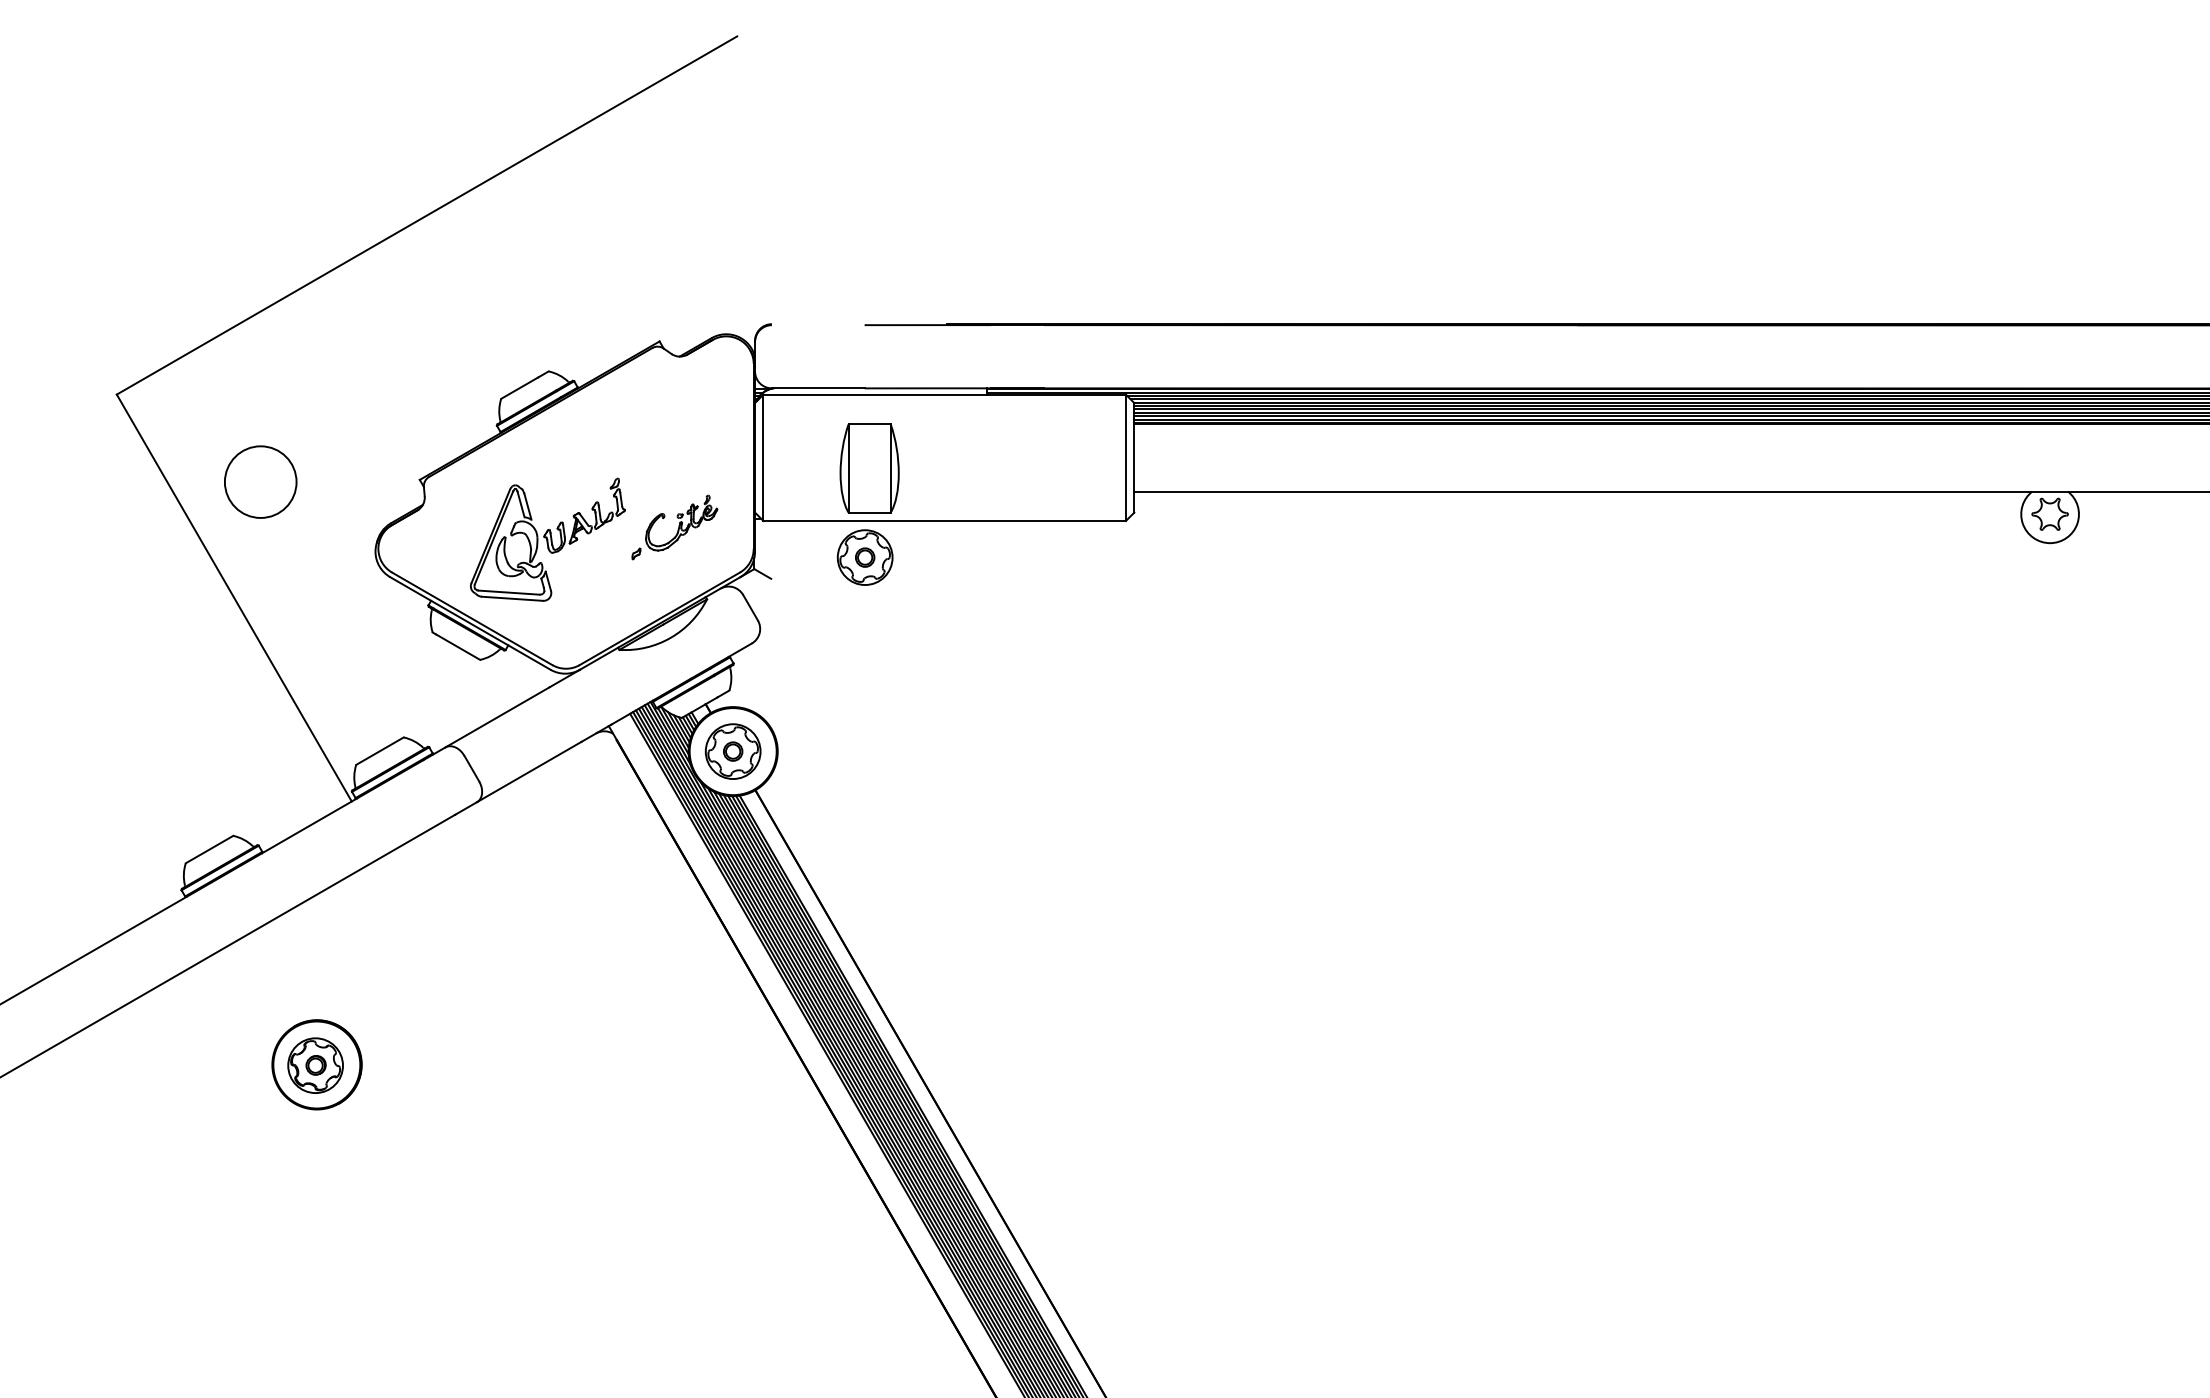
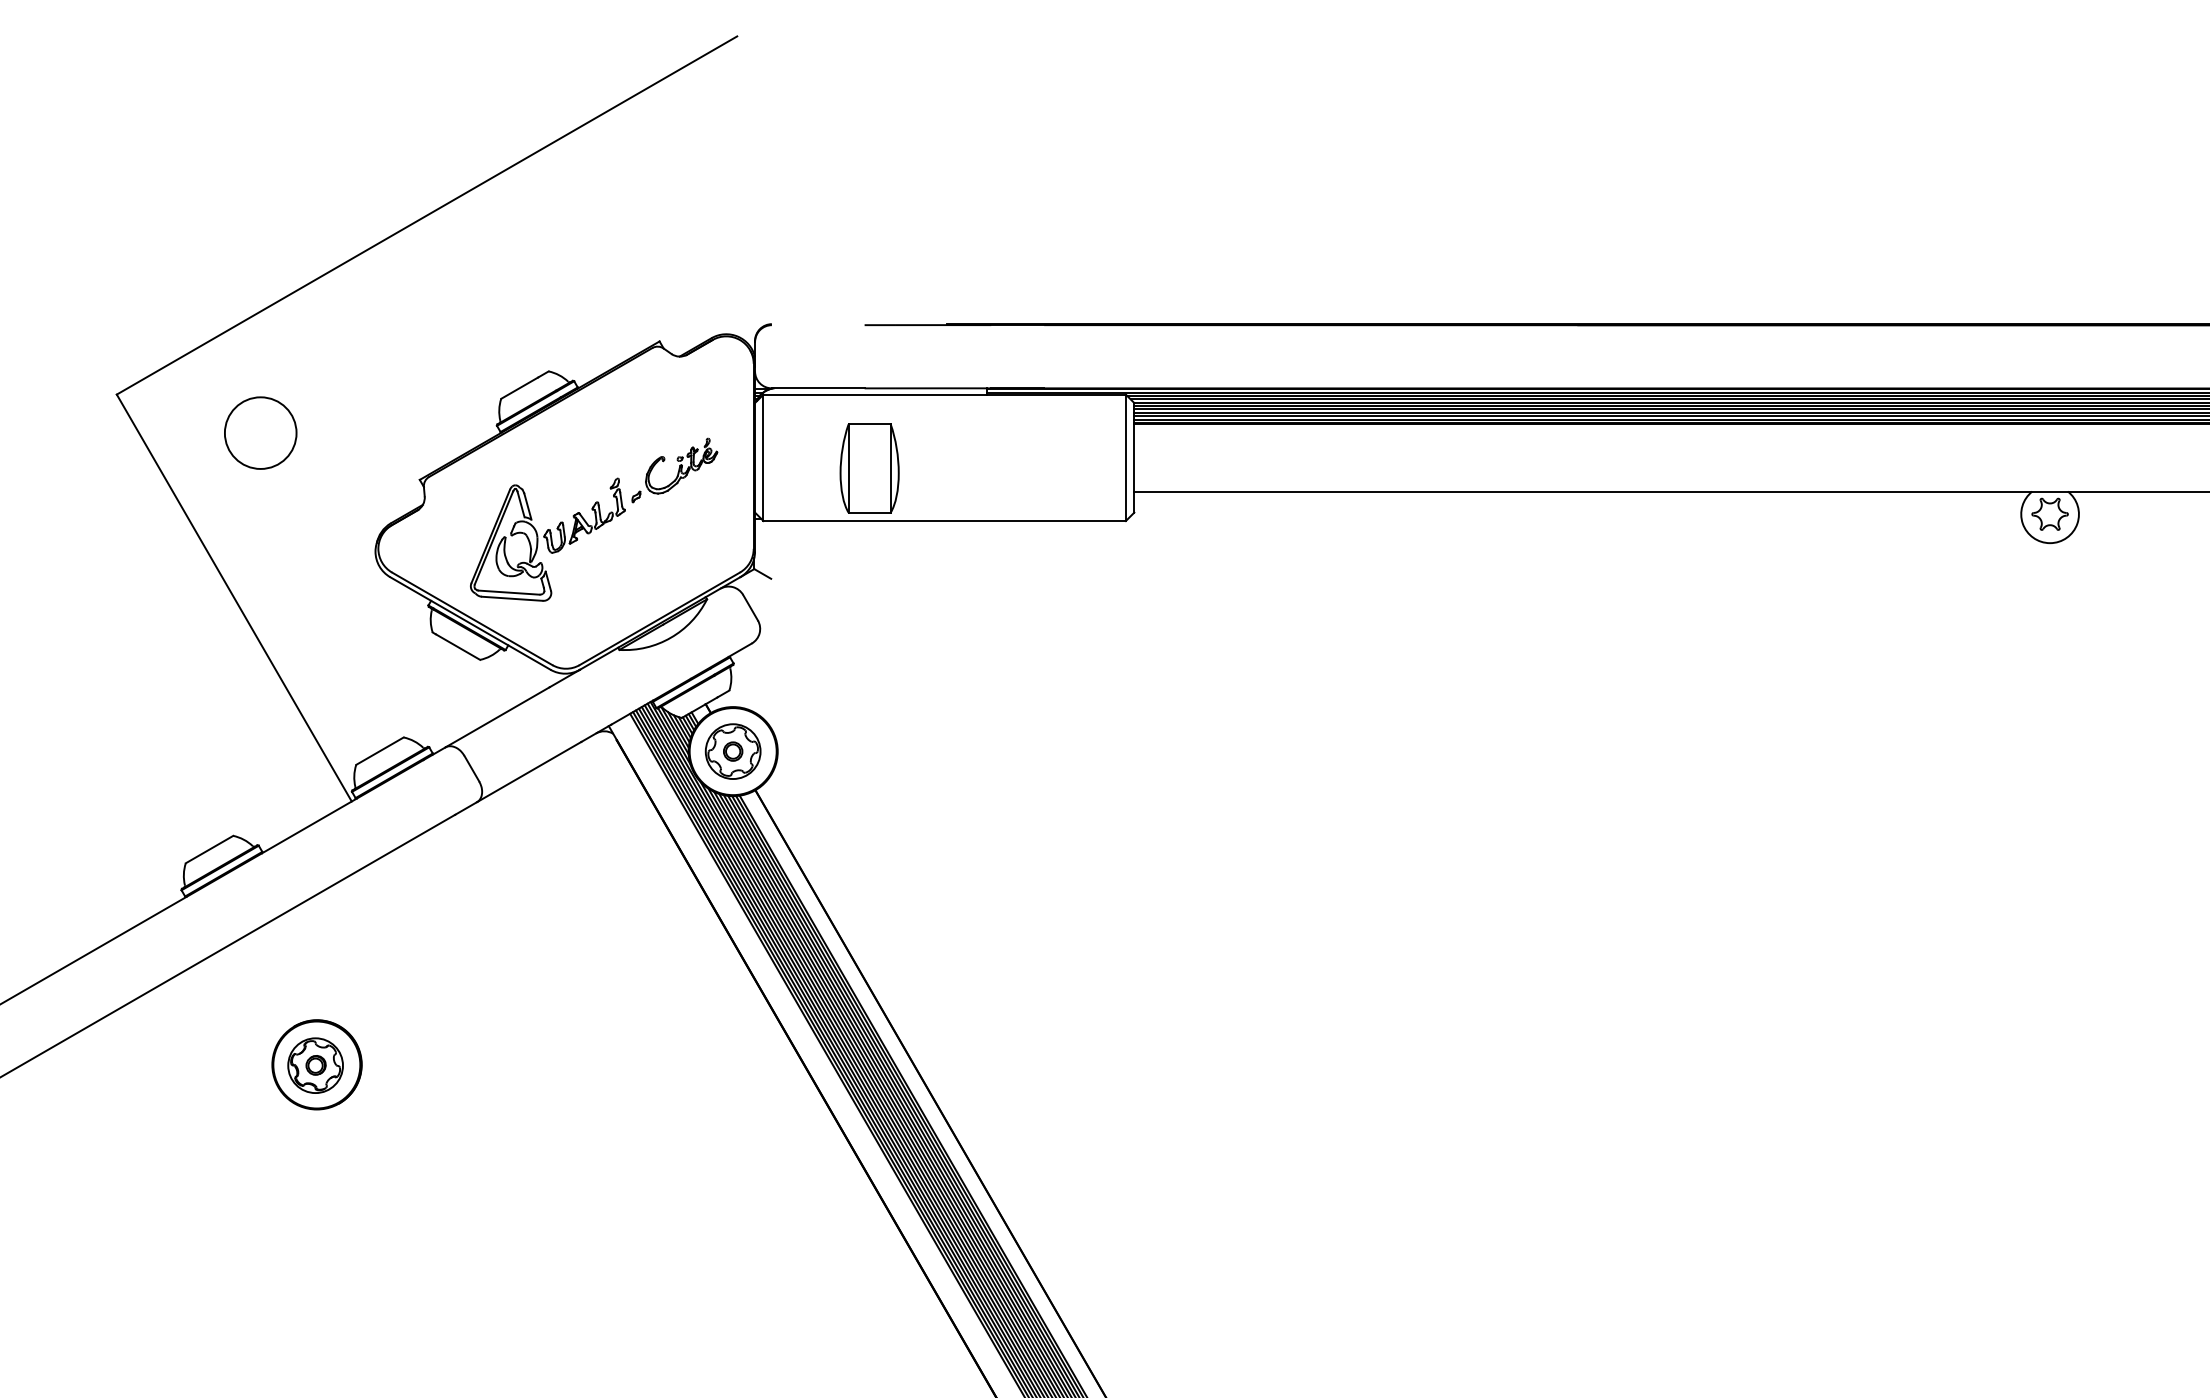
circle position: (260, 481) -> (260, 432) (260, 432)
part position: (674, 527) -> (674, 470) (674, 470)
part: present -> none (864, 557)
